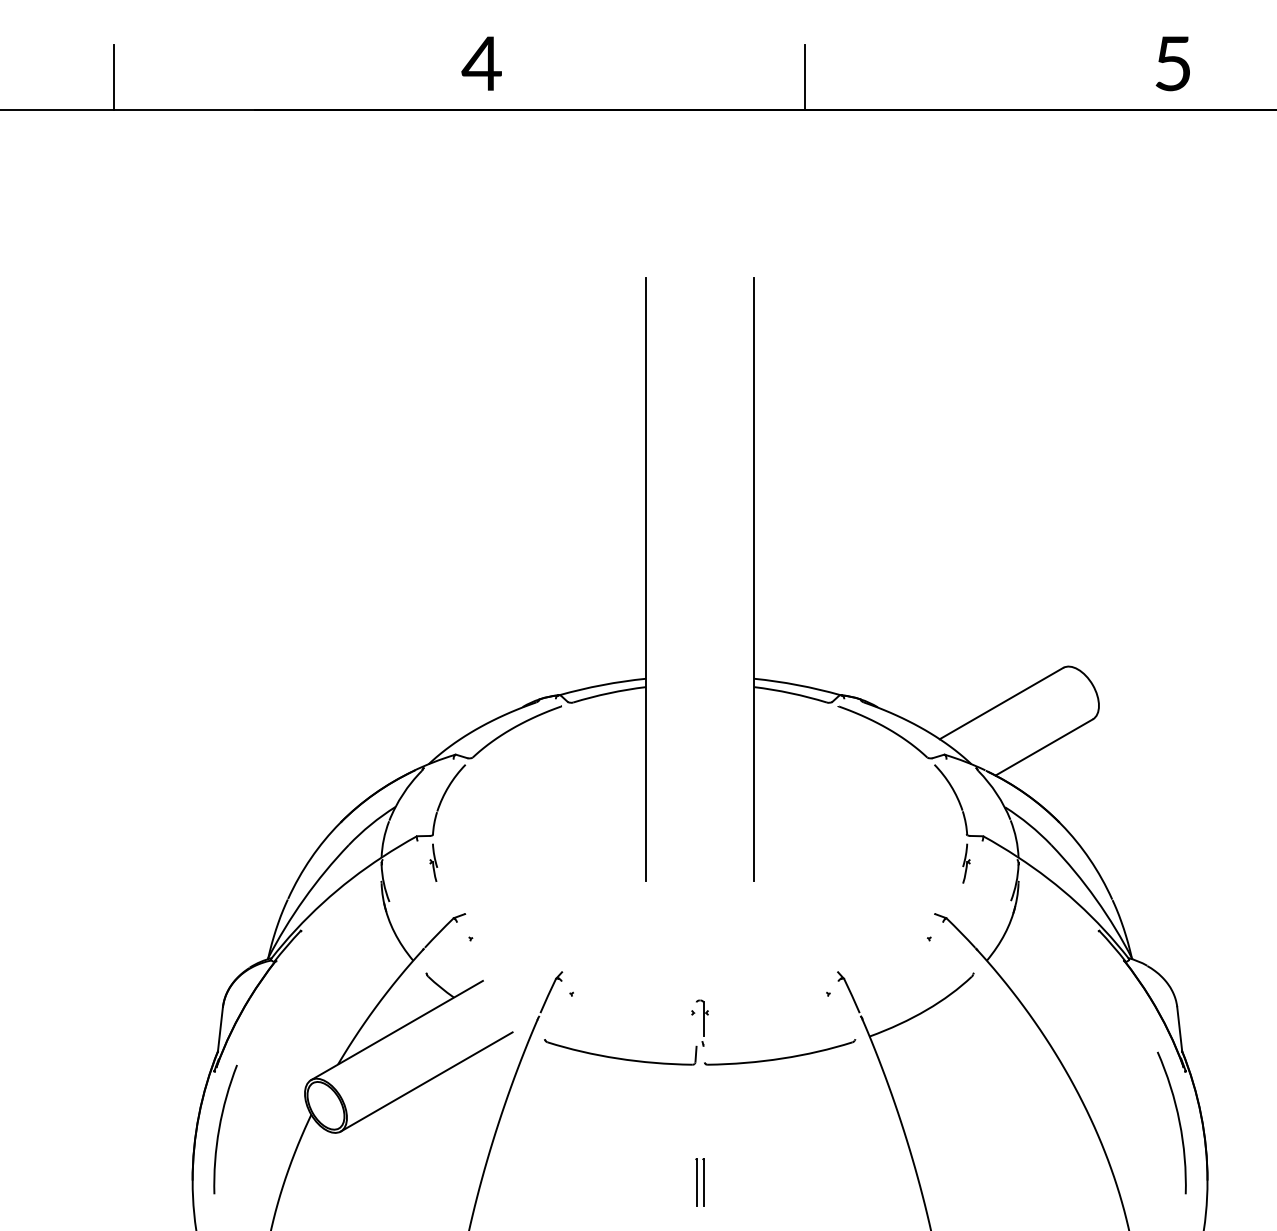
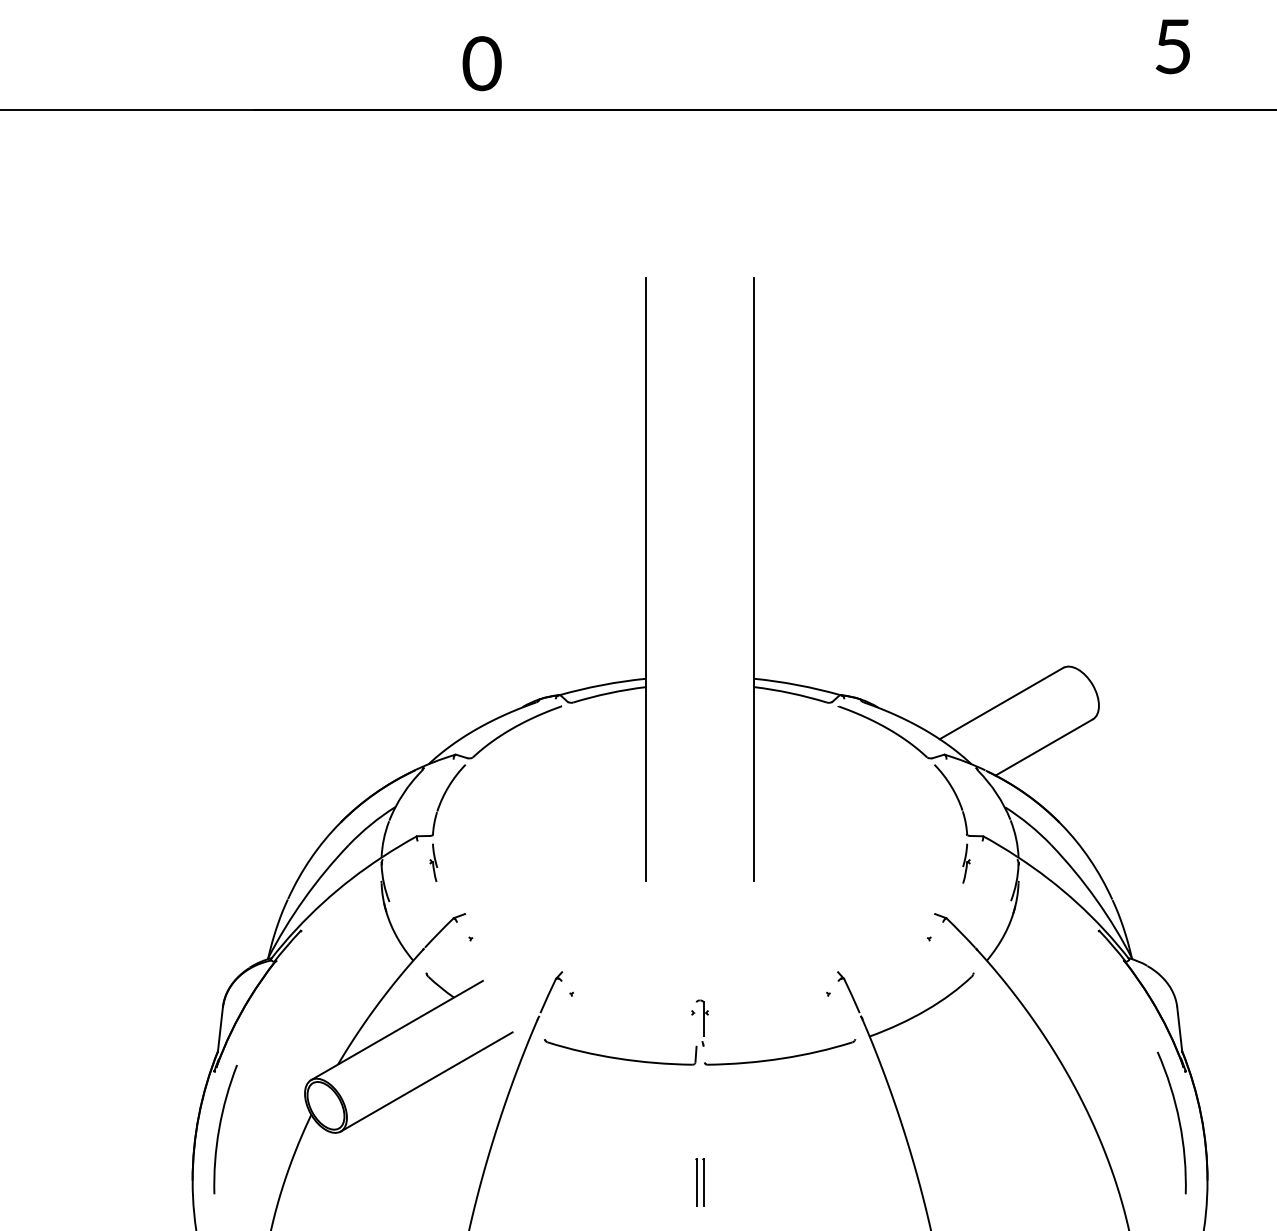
text: 4 -> 0 (481, 63)
text position: (1172, 63) -> (1172, 46) (1172, 46)
line: present -> none (114, 76)
line: present -> none (805, 76)
